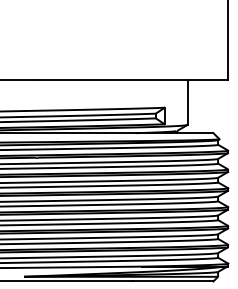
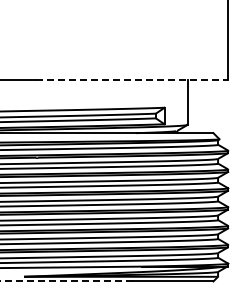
line: solid -> dashed (132, 79)
line: solid -> dashed (66, 281)
